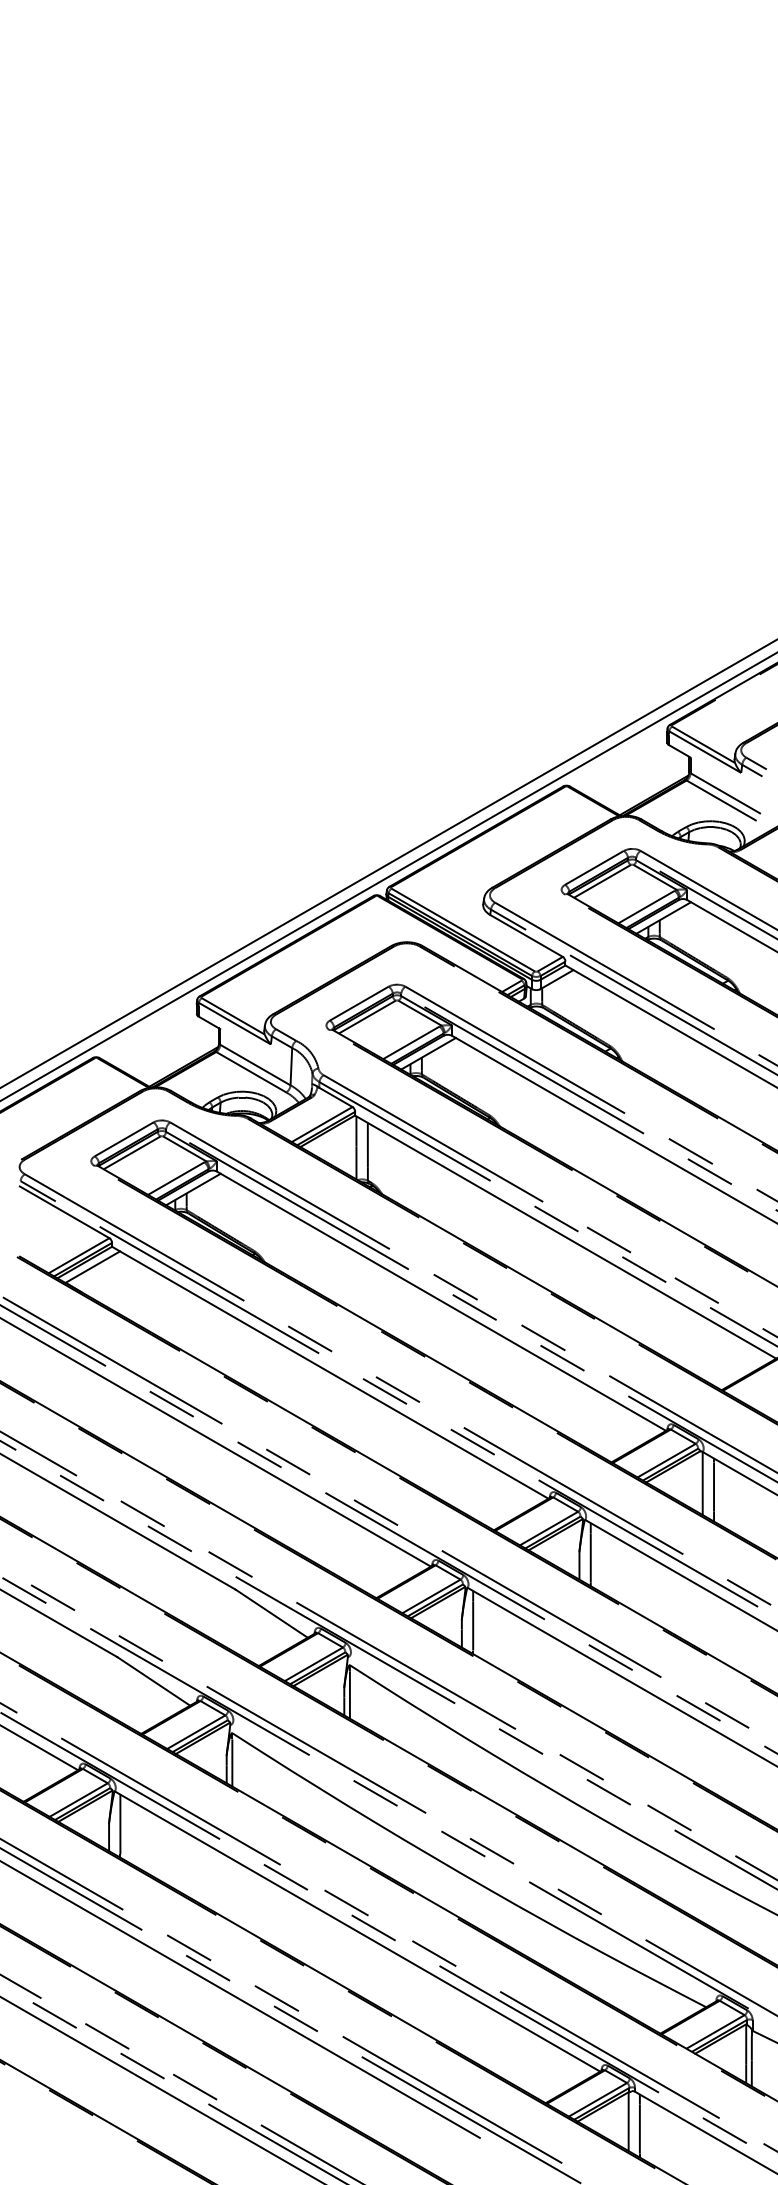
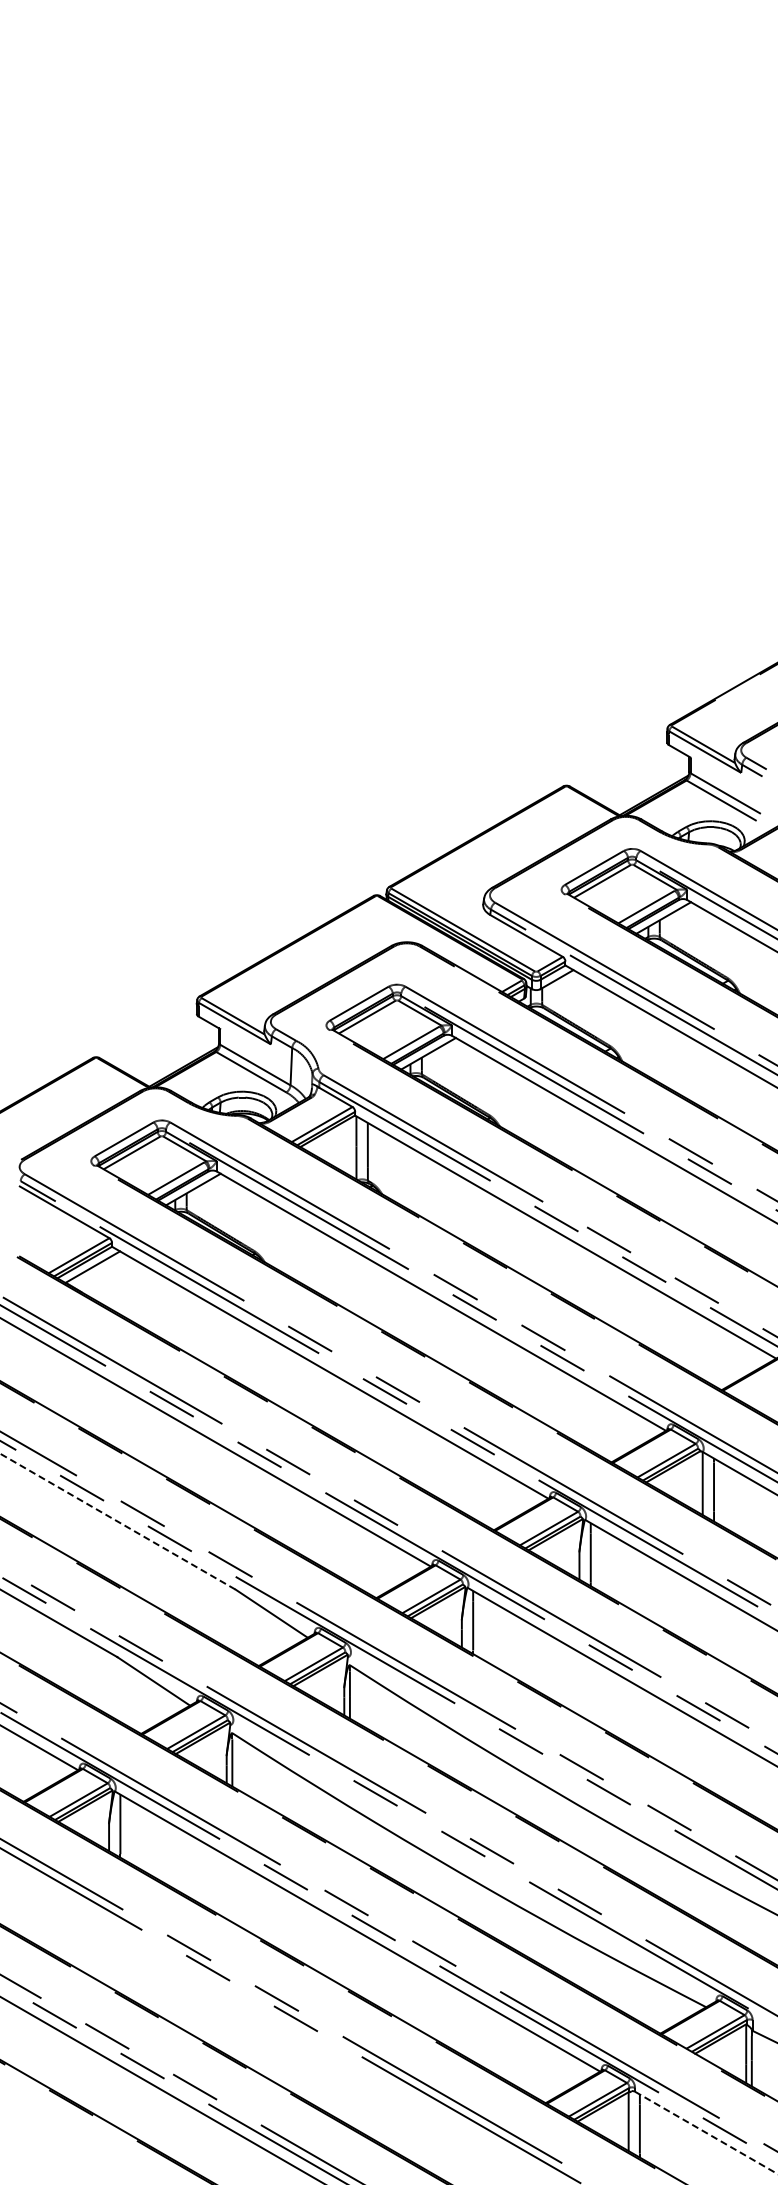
line: present -> none (388, 864)
line: present -> none (388, 877)
line: solid -> dashed (118, 1521)
line: present -> none (240, 1999)
line: solid -> dashed (706, 2133)
